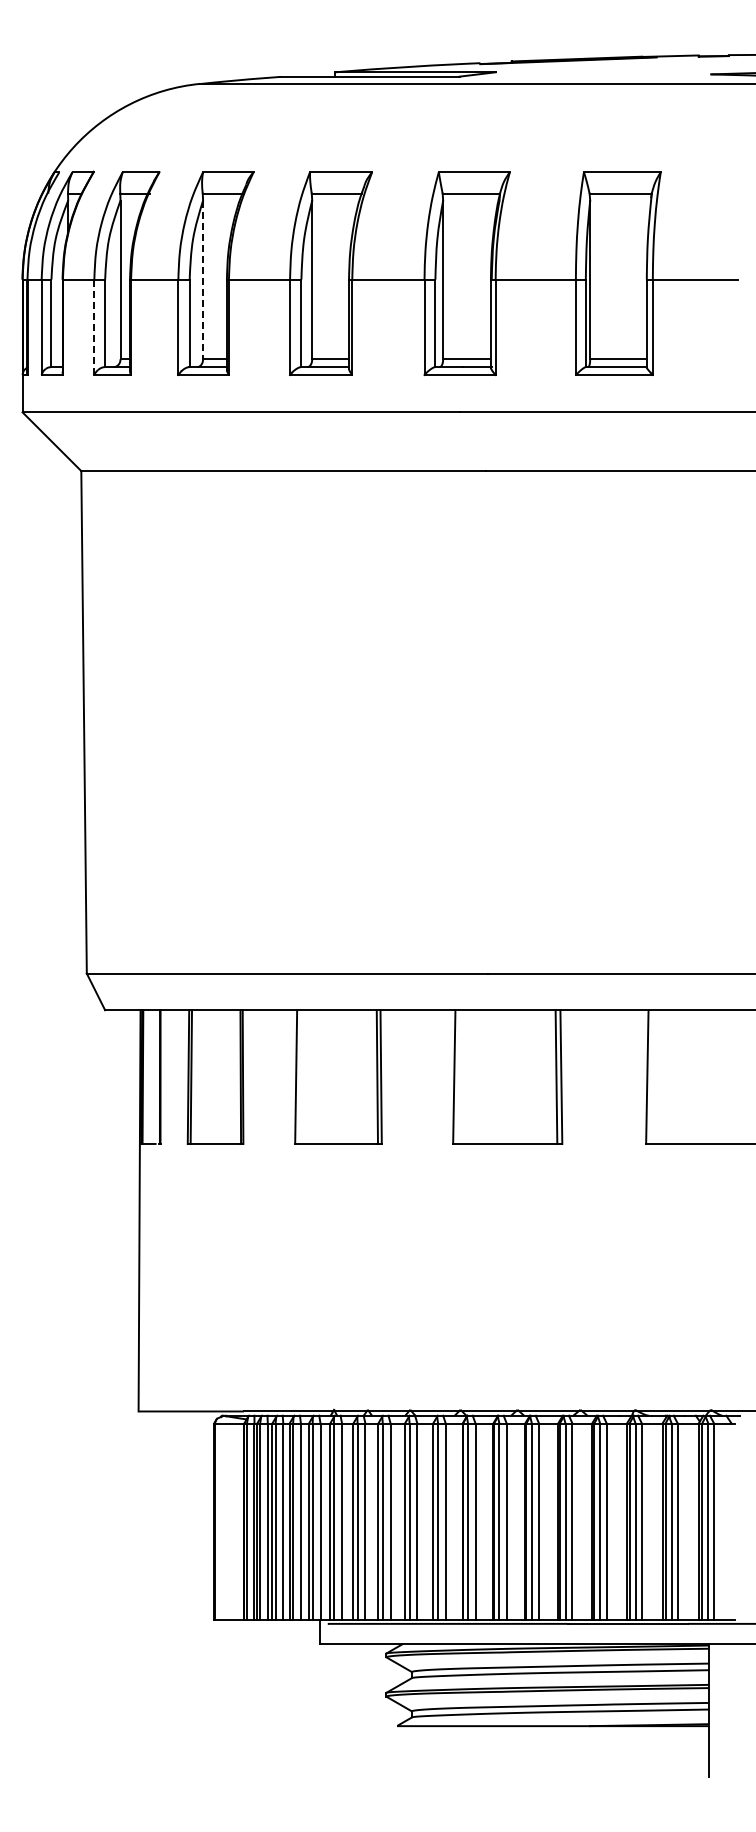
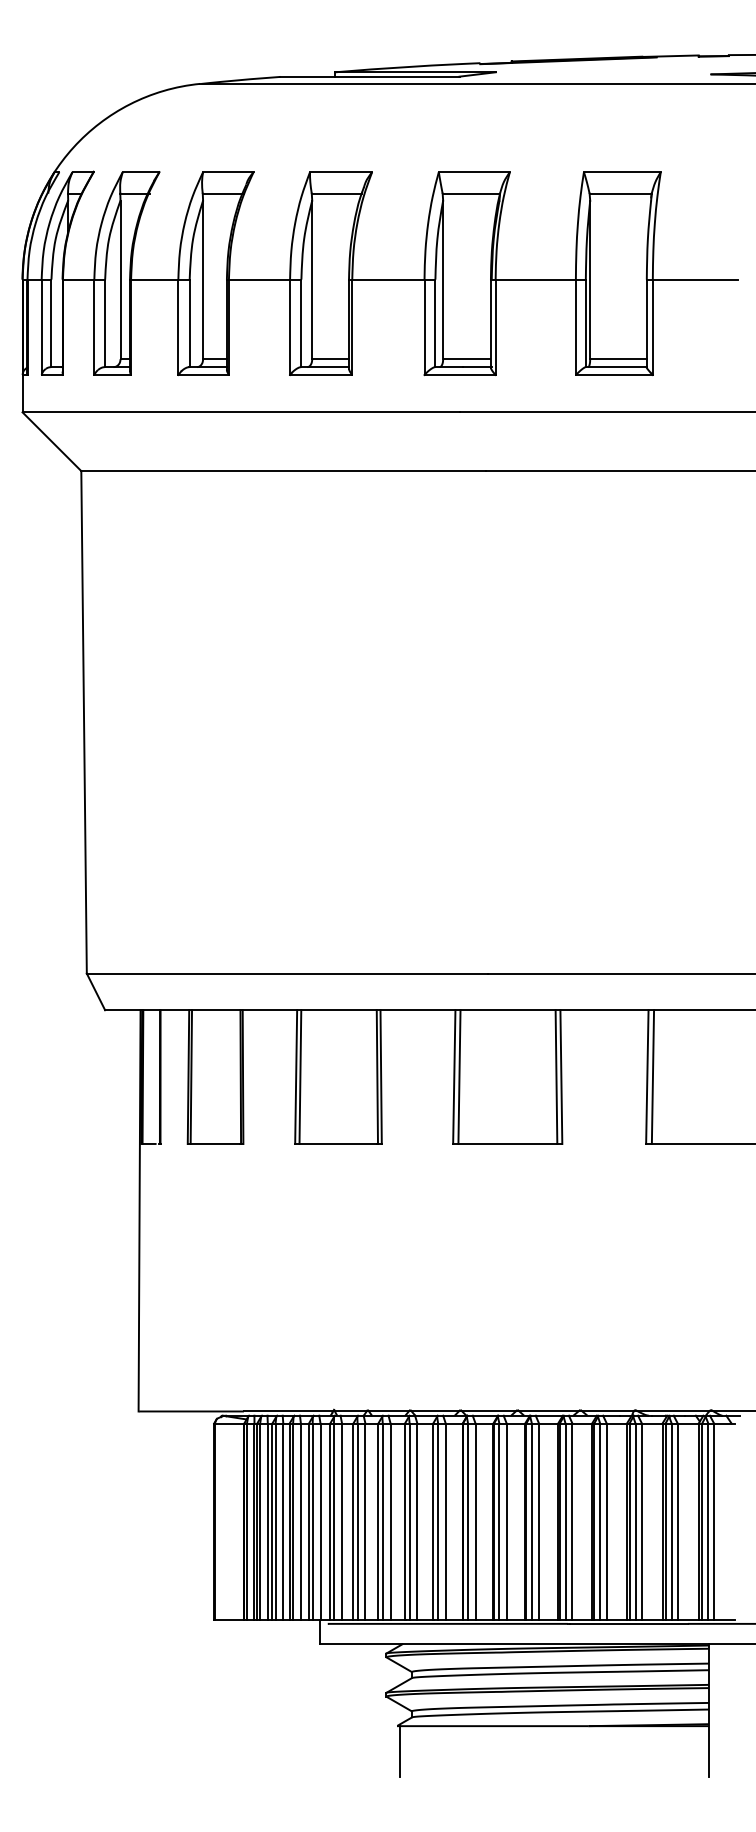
line: dashed -> solid (203, 280)
line: dashed -> solid (94, 327)
line: none -> present (300, 1076)
line: none -> present (459, 1076)
line: none -> present (652, 1076)
line: none -> present (400, 1751)
